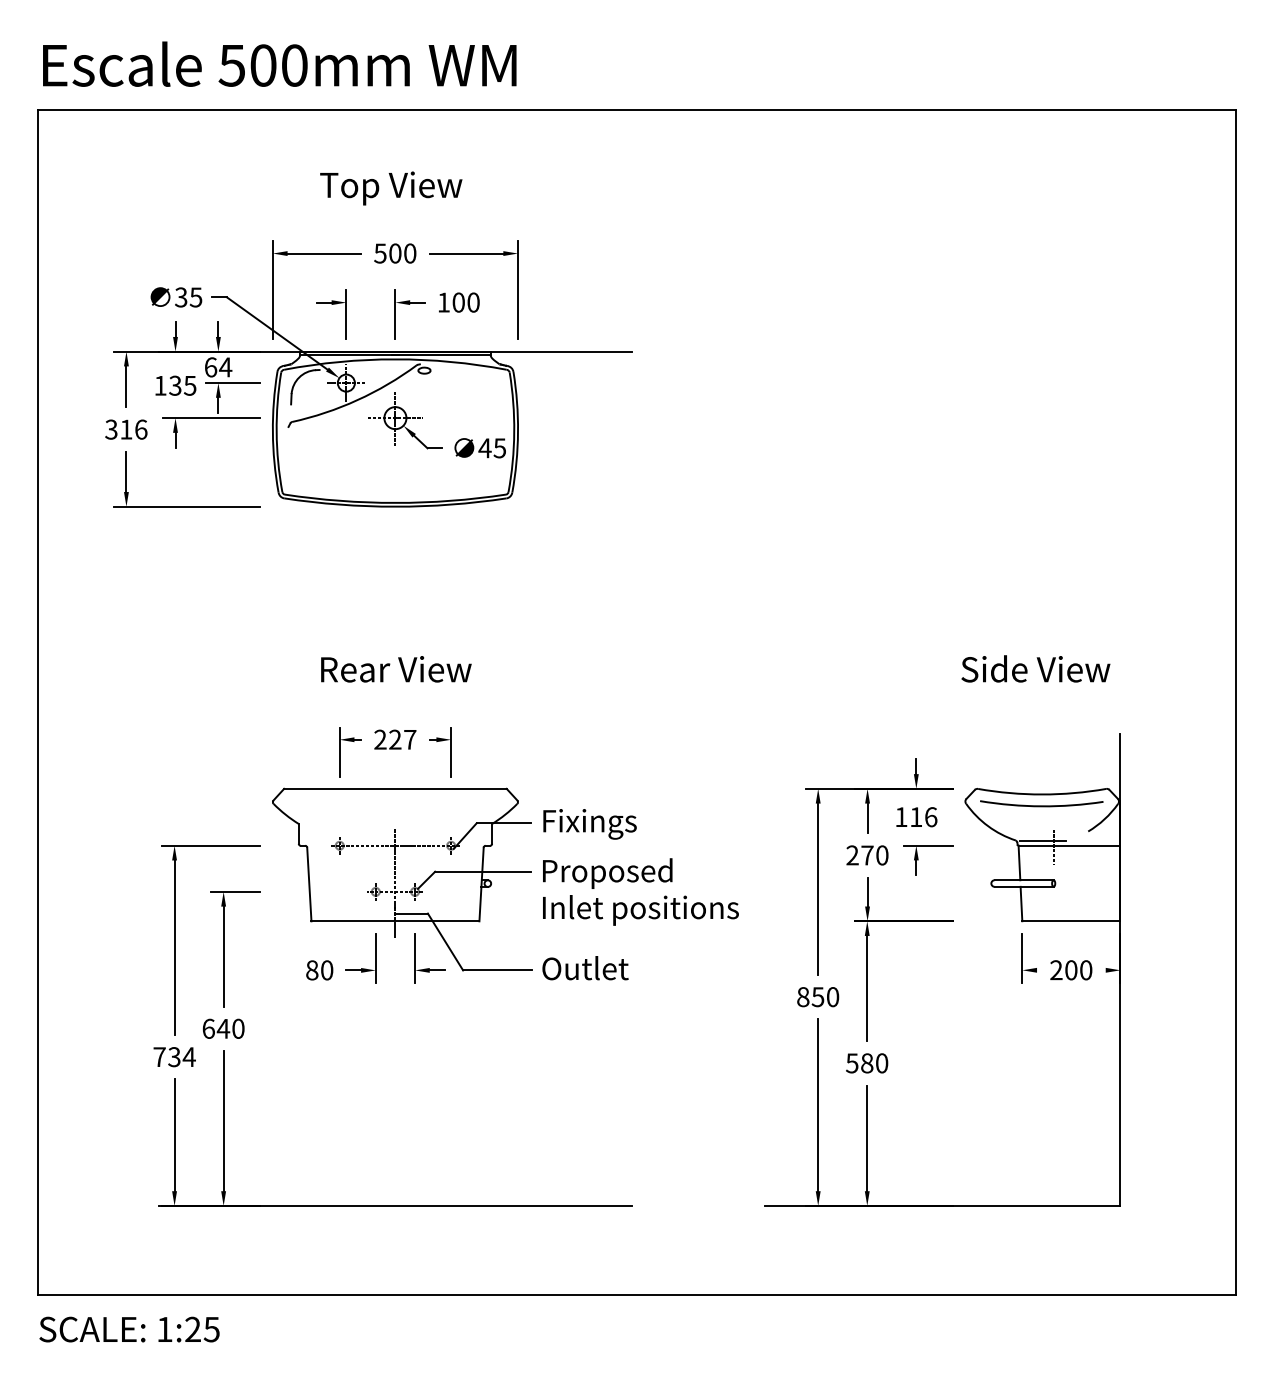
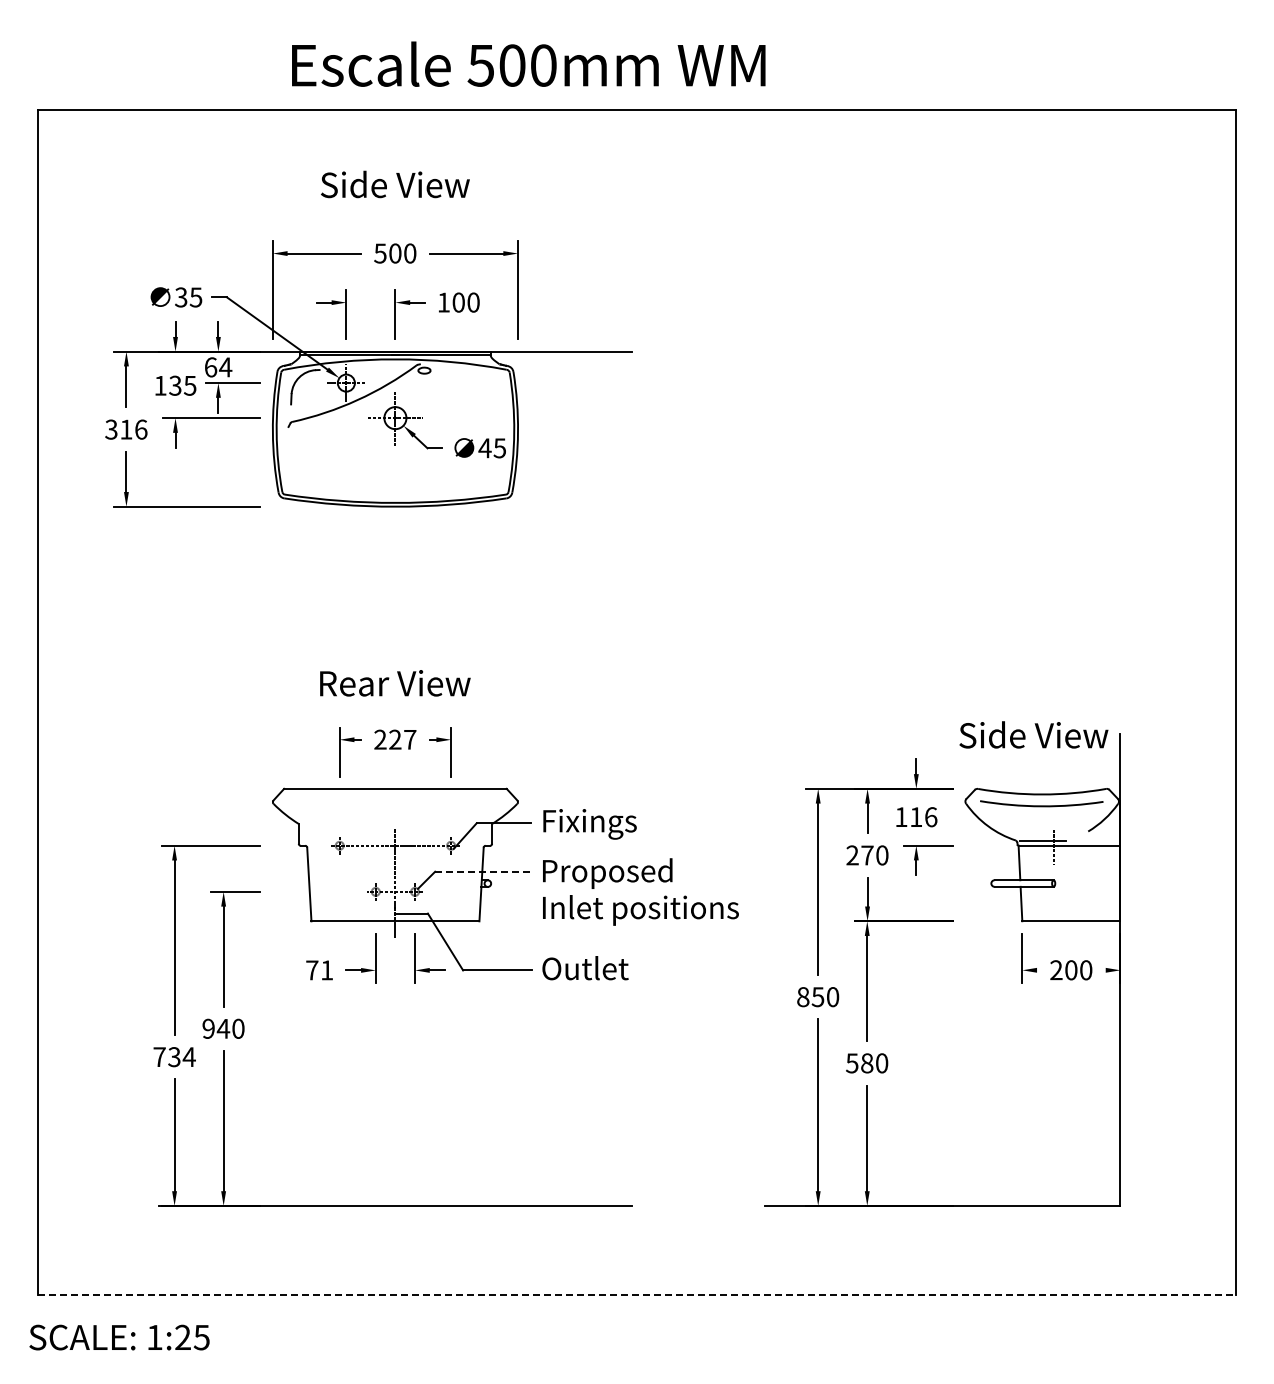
text position: (279, 63) -> (528, 63) (528, 63)
text: Top View -> Side View (394, 187)
text position: (1035, 668) -> (1033, 734) (1033, 734)
text position: (396, 669) -> (395, 683) (395, 683)
line: solid -> dashed (483, 871)
text: 80 -> 71 (319, 970)
text: 640 -> 940 (208, 1028)
line: solid -> dashed (636, 1295)
text position: (129, 1329) -> (119, 1337) (119, 1337)
